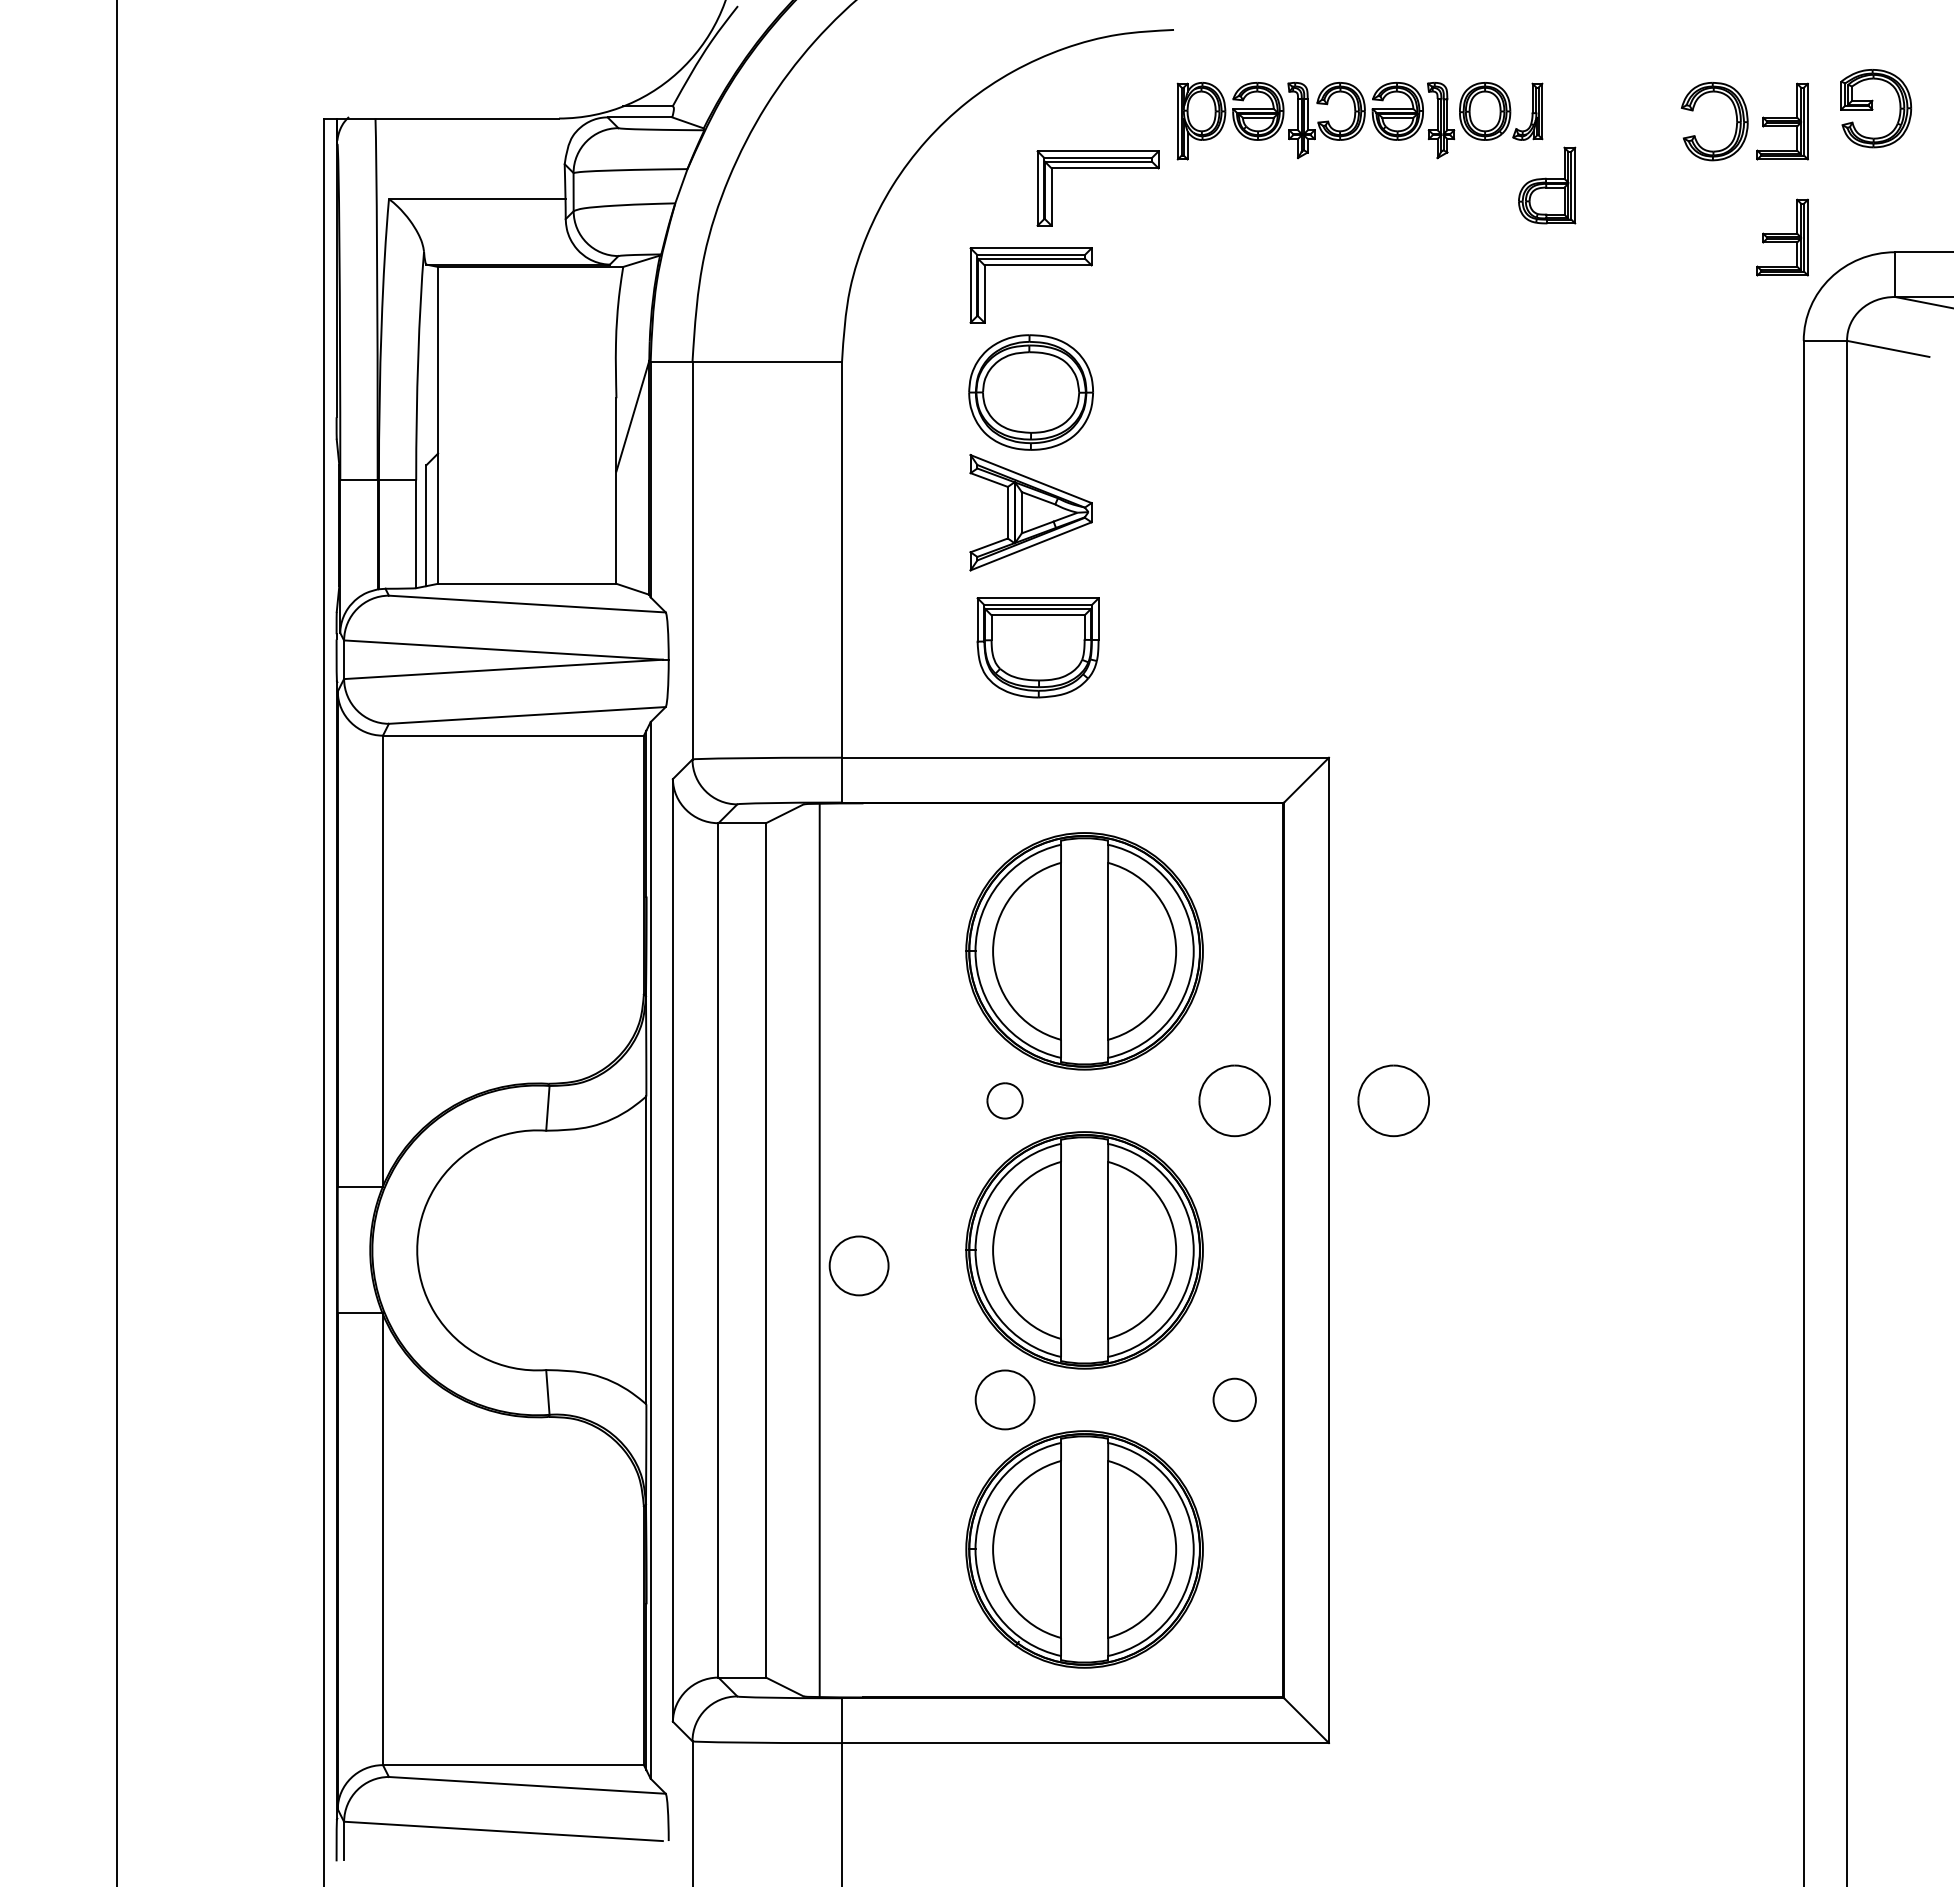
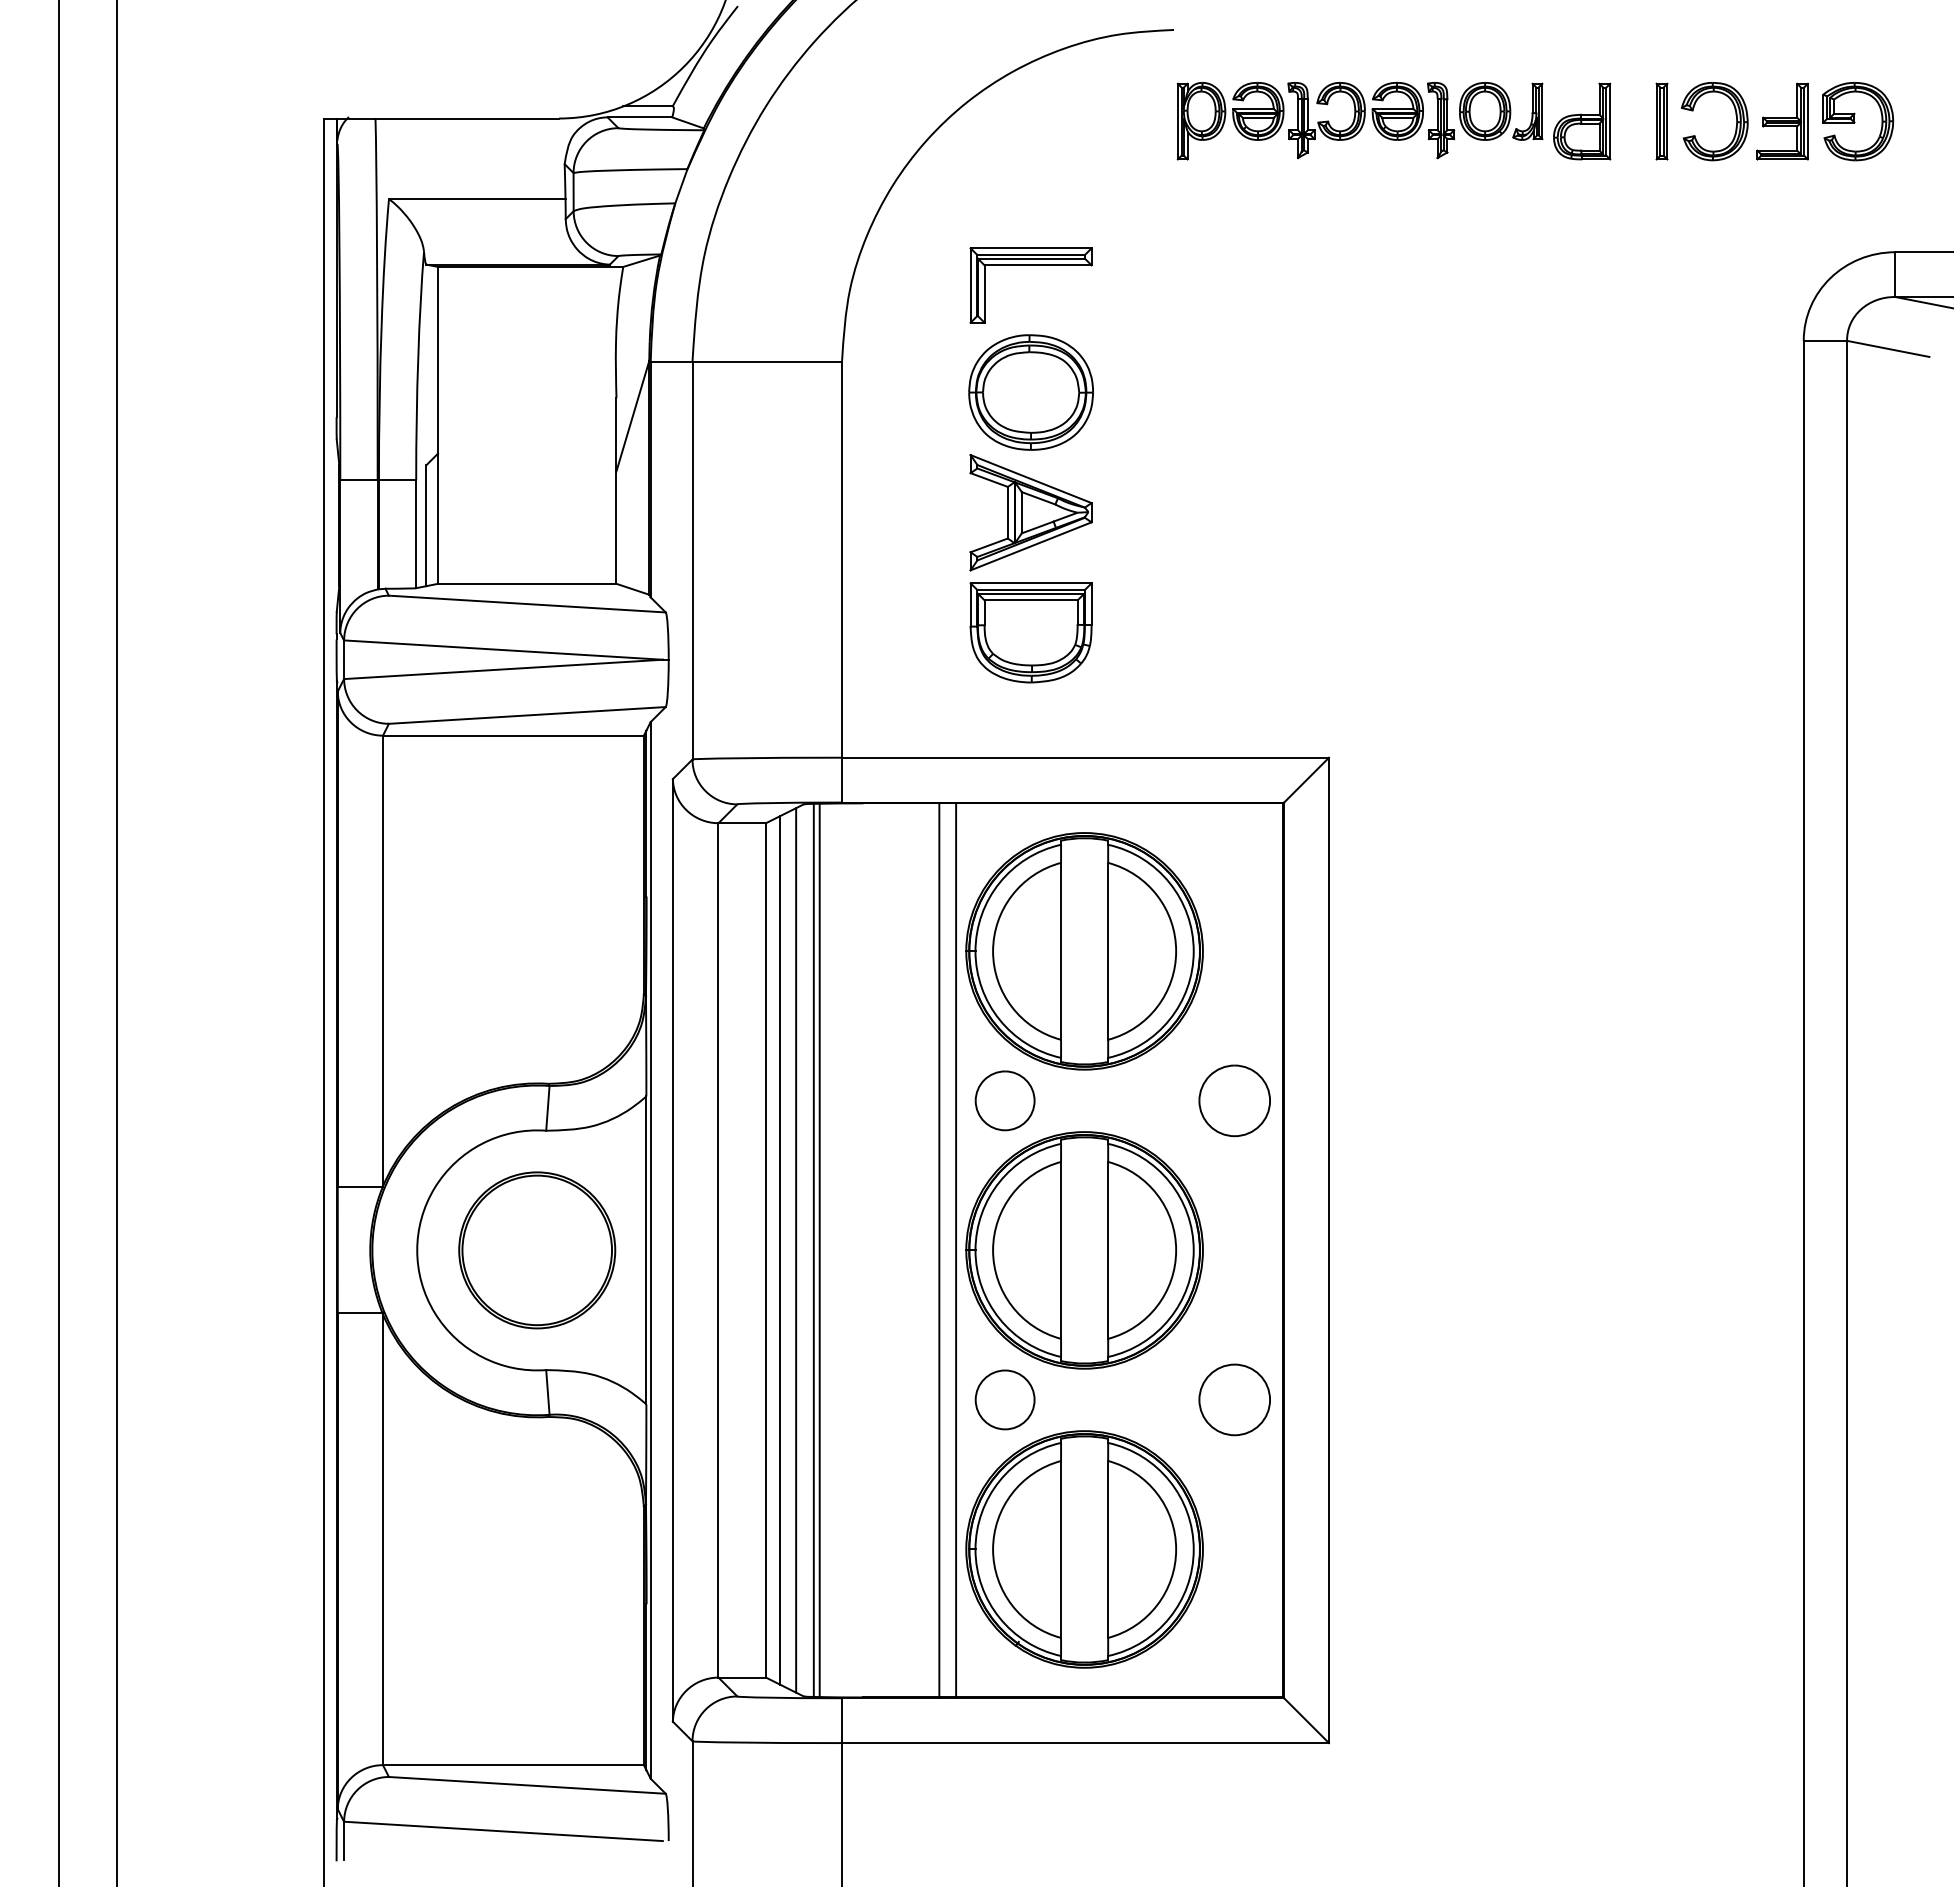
part position: (1876, 108) -> (1858, 121) (1858, 121)
part: none -> present (1661, 121)
part: present -> none (1097, 168)
part position: (1547, 185) -> (1582, 121) (1582, 121)
part: present -> none (1782, 237)
part position: (1037, 647) -> (1030, 632) (1030, 632)
line: none -> present (58, 942)
part size: 38x38 px -> 62x62 px (1004, 1100)
part: present -> none (1393, 1100)
line: none -> present (813, 1249)
part: none -> present (537, 1250)
line: none -> present (780, 1250)
line: none -> present (796, 1250)
line: none -> present (939, 1250)
line: none -> present (956, 1250)
circle: present -> none (858, 1265)
circle diameter: 42 px -> 71 px (1234, 1399)
